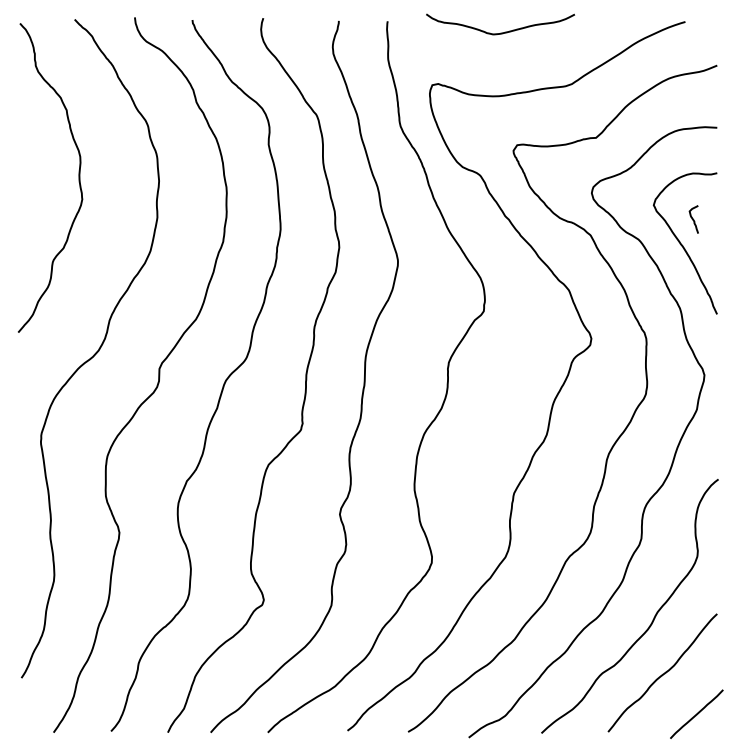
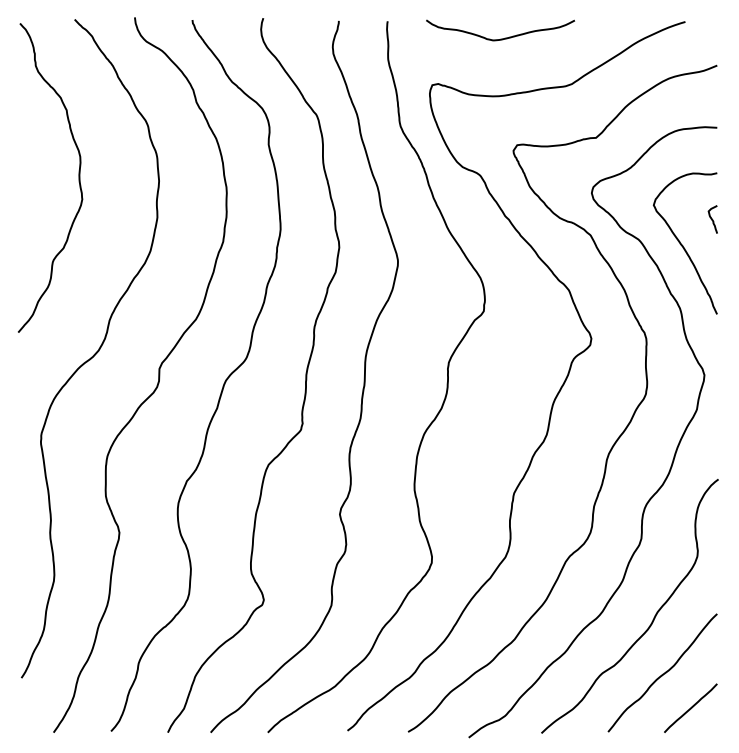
curve position: (500, 32) -> (500, 38) (500, 38)
curve position: (693, 219) -> (712, 219) (712, 219)
line position: (696, 713) -> (690, 707) (690, 707)
